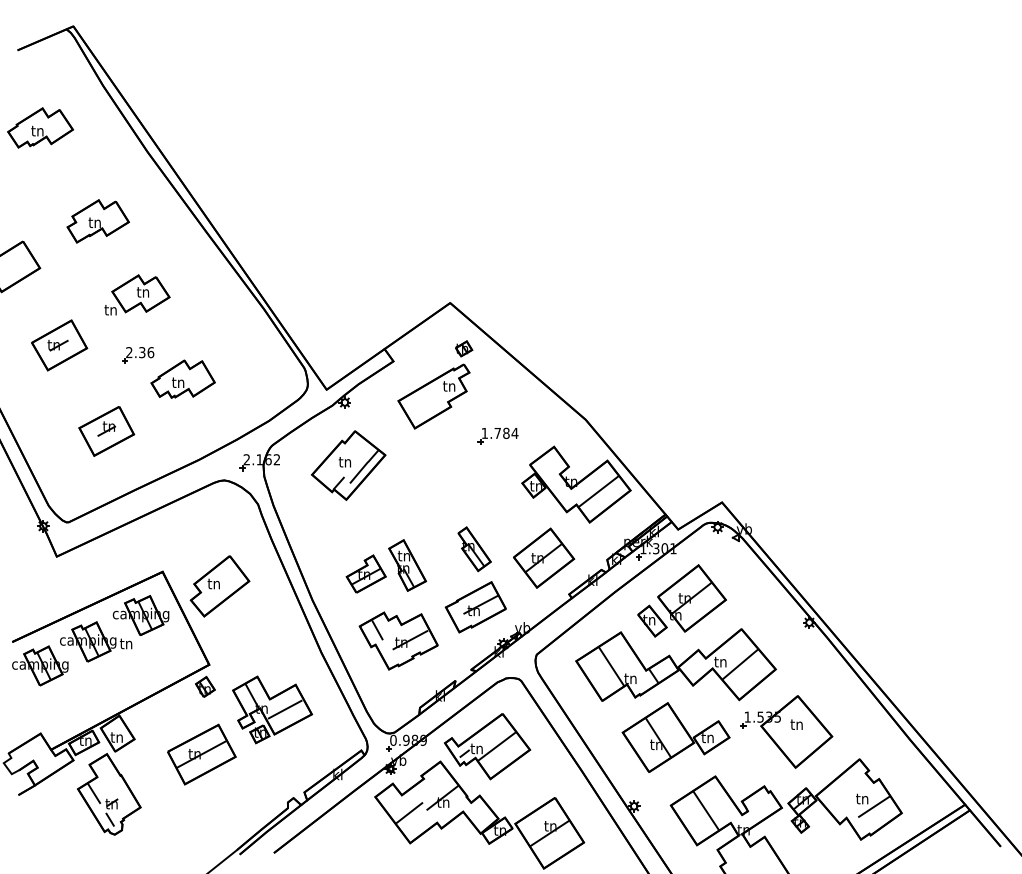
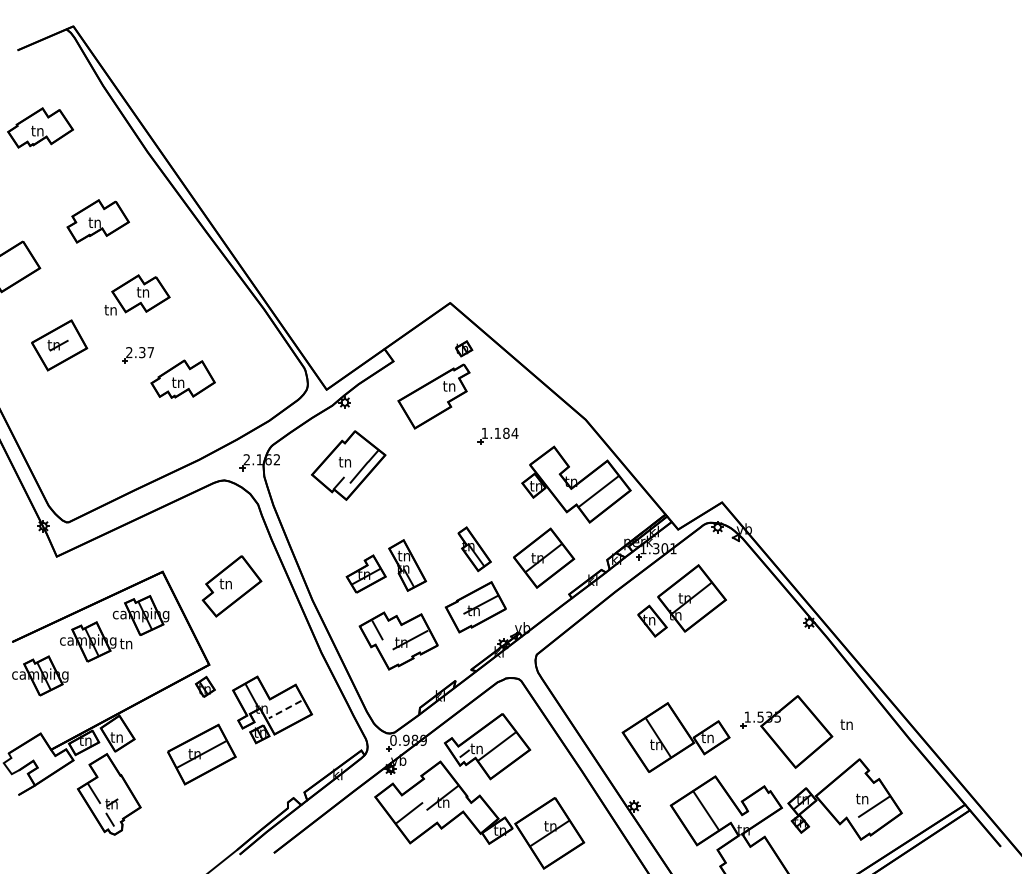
text: 2.36 -> 2.37 (150, 352)
part: present -> none (106, 431)
text: 1.784 -> 1.184 (497, 433)
part position: (219, 586) -> (231, 586) (231, 586)
part: present -> none (675, 664)
part position: (40, 665) -> (40, 675) (40, 675)
line: solid -> dashed (284, 709)
text position: (796, 724) -> (846, 724) (846, 724)
